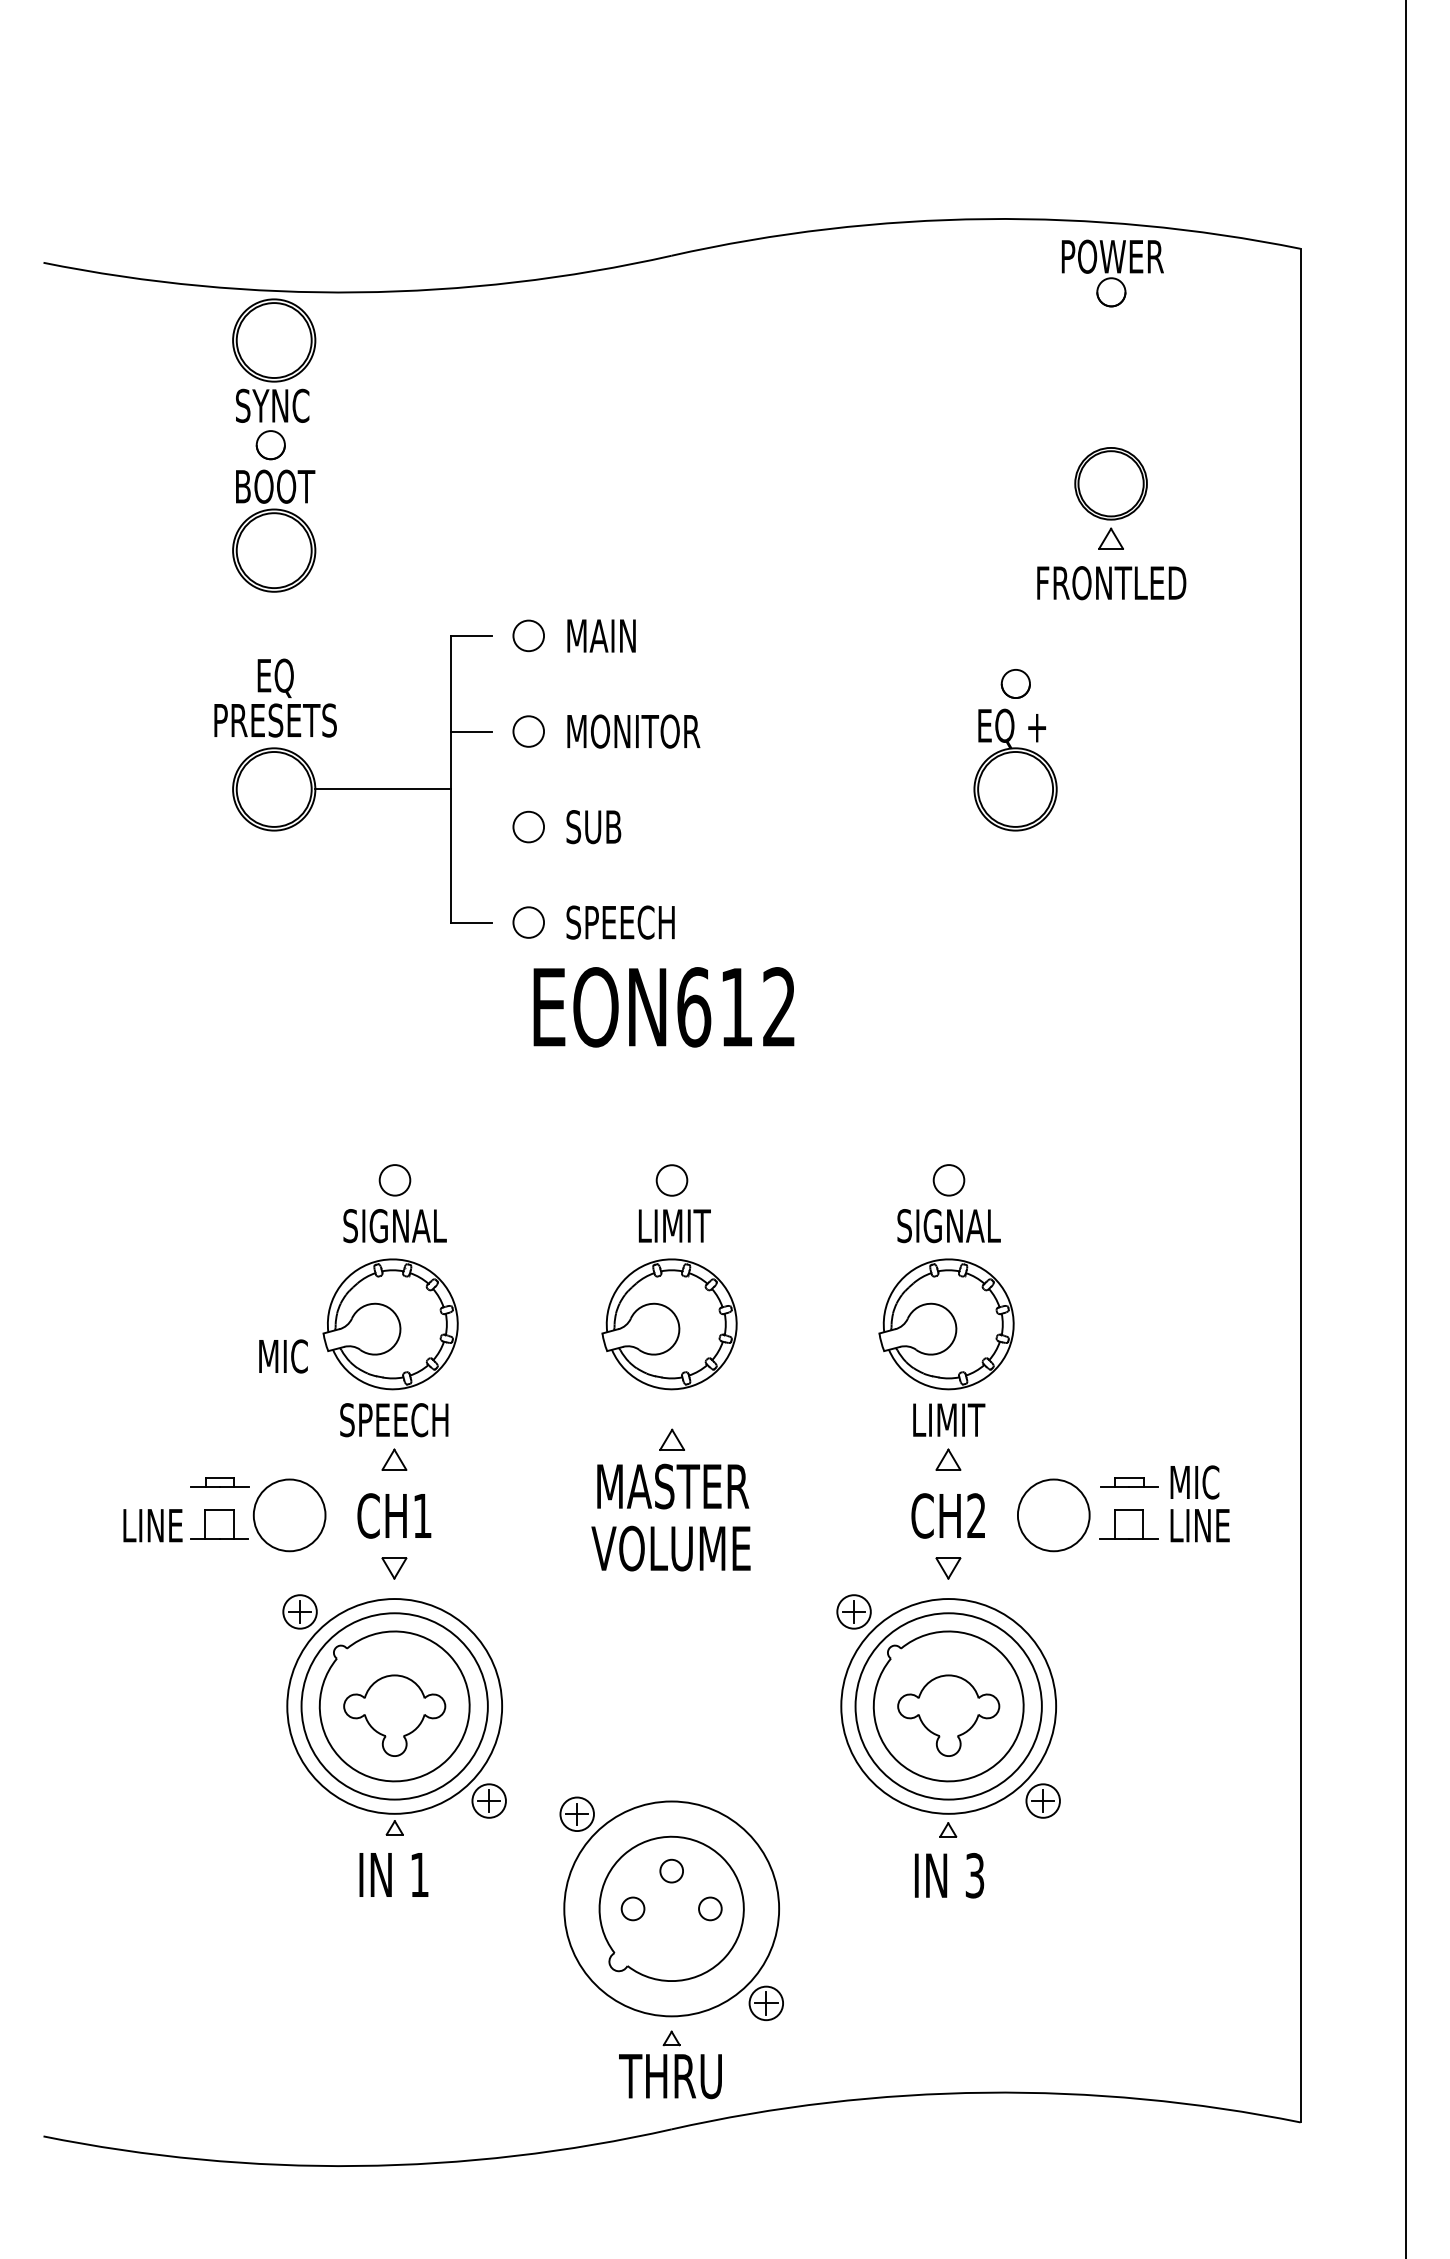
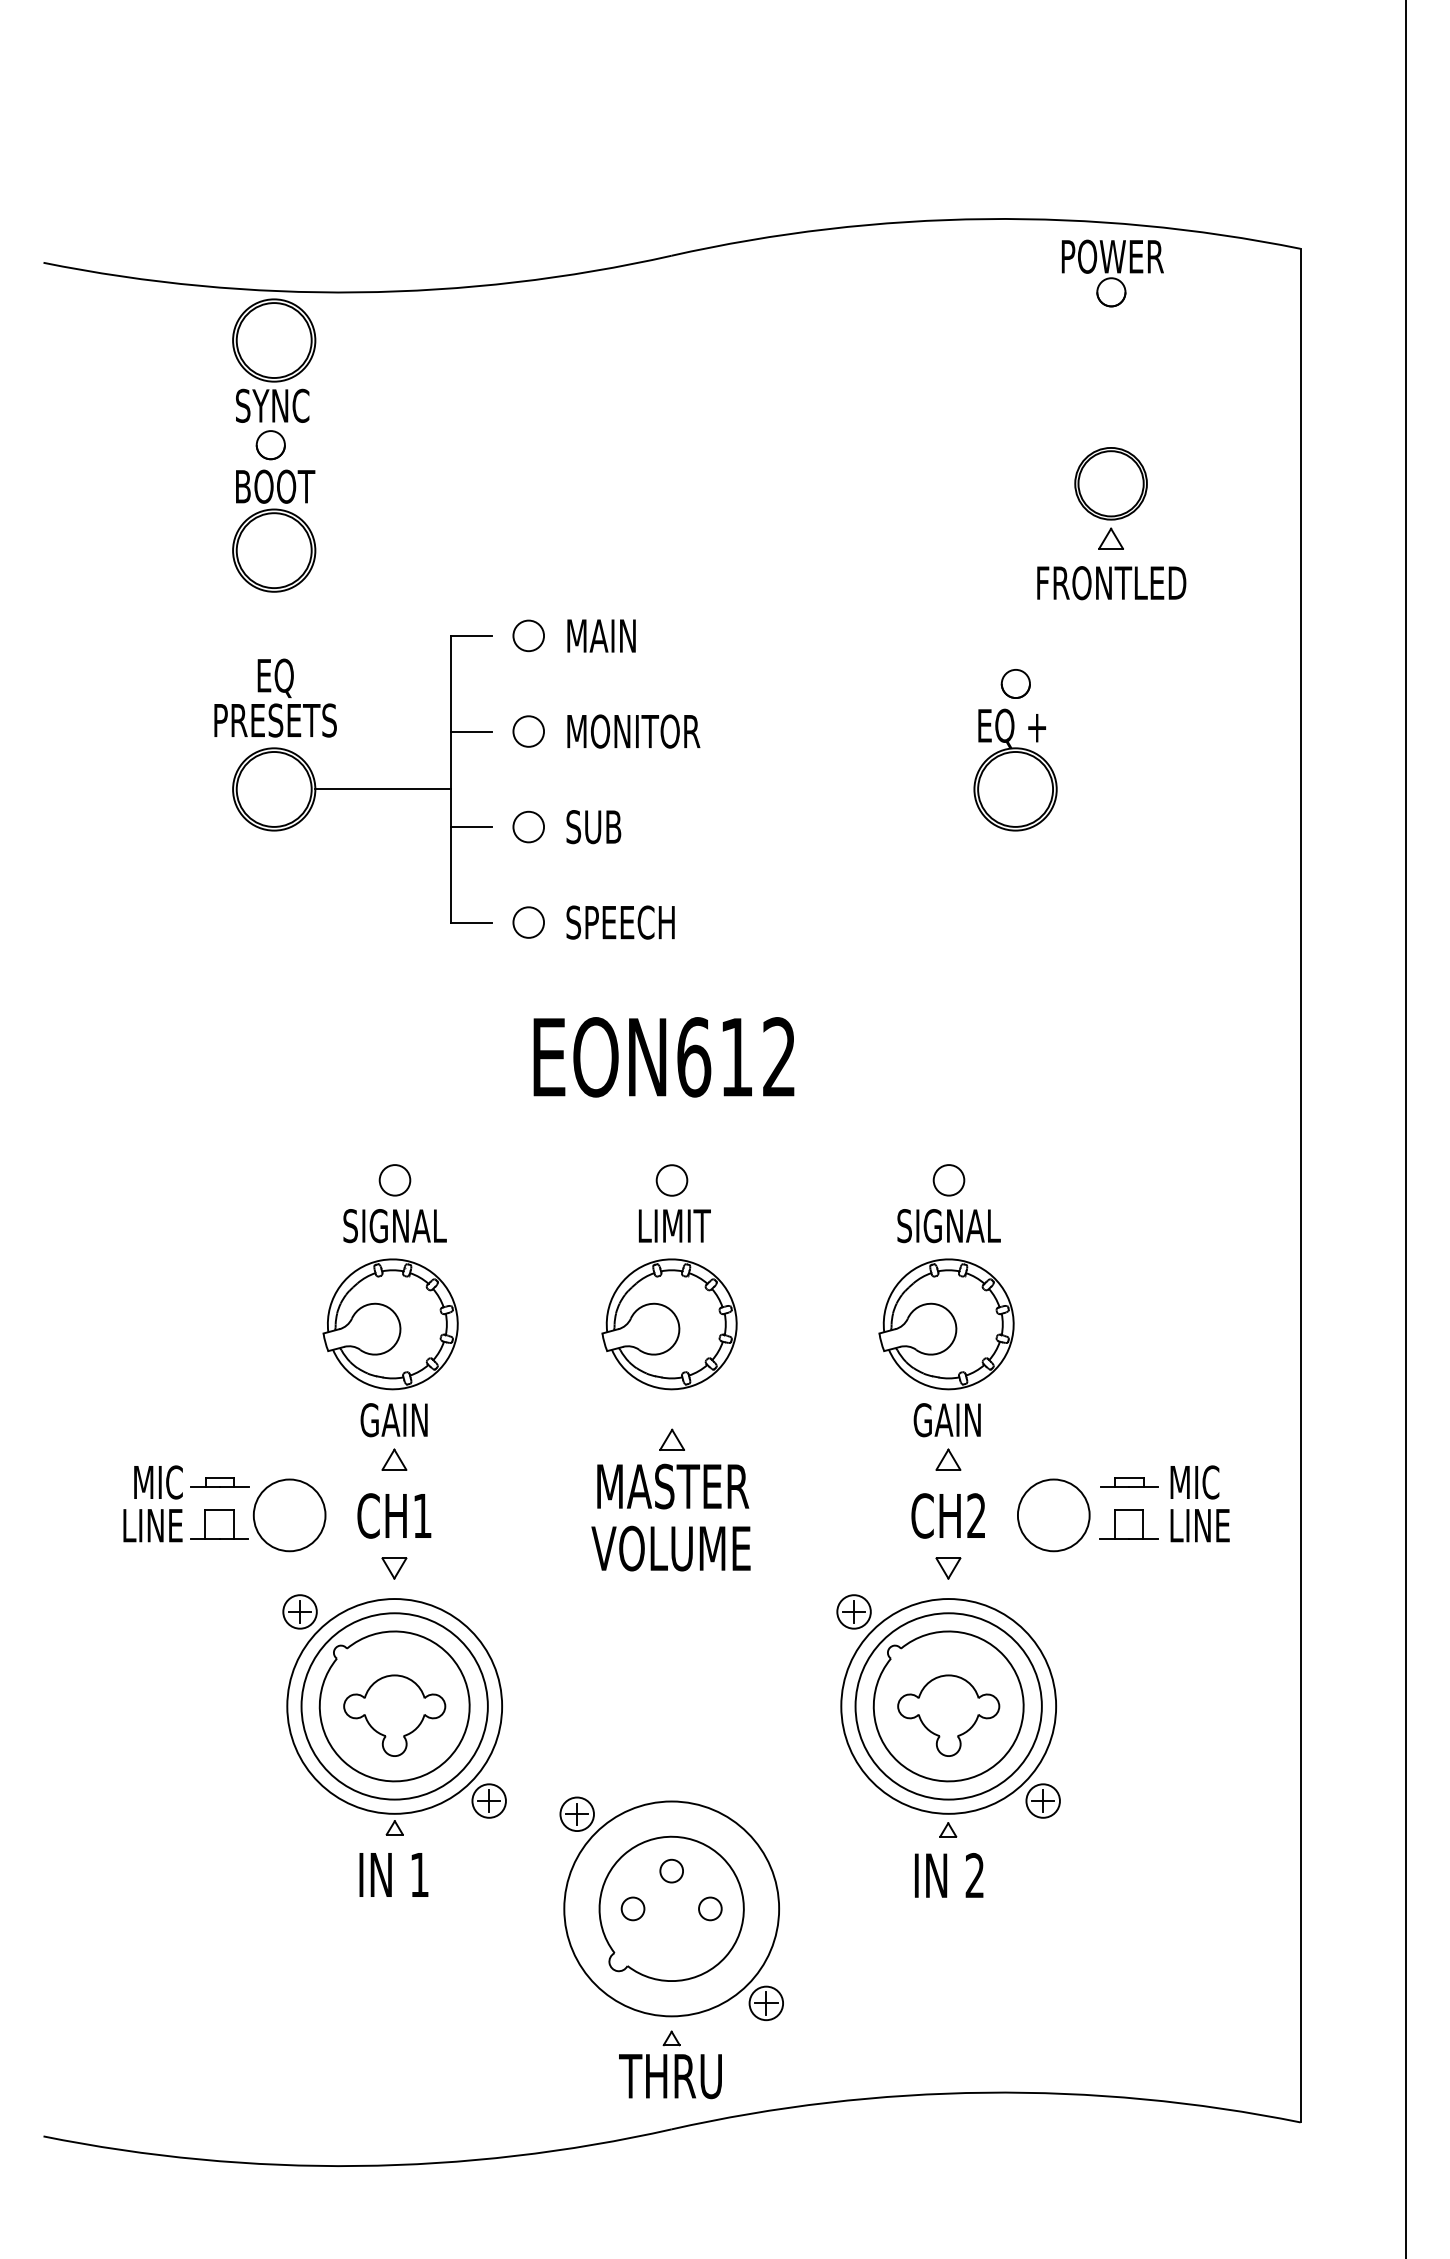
line: none -> present (471, 827)
text position: (663, 1007) -> (663, 1057) (663, 1057)
text position: (283, 1356) -> (158, 1482) (158, 1482)
text: SPEECH -> GAIN (394, 1420)
text: LIMIT -> GAIN (949, 1420)
text: 3 -> 2 (974, 1875)
